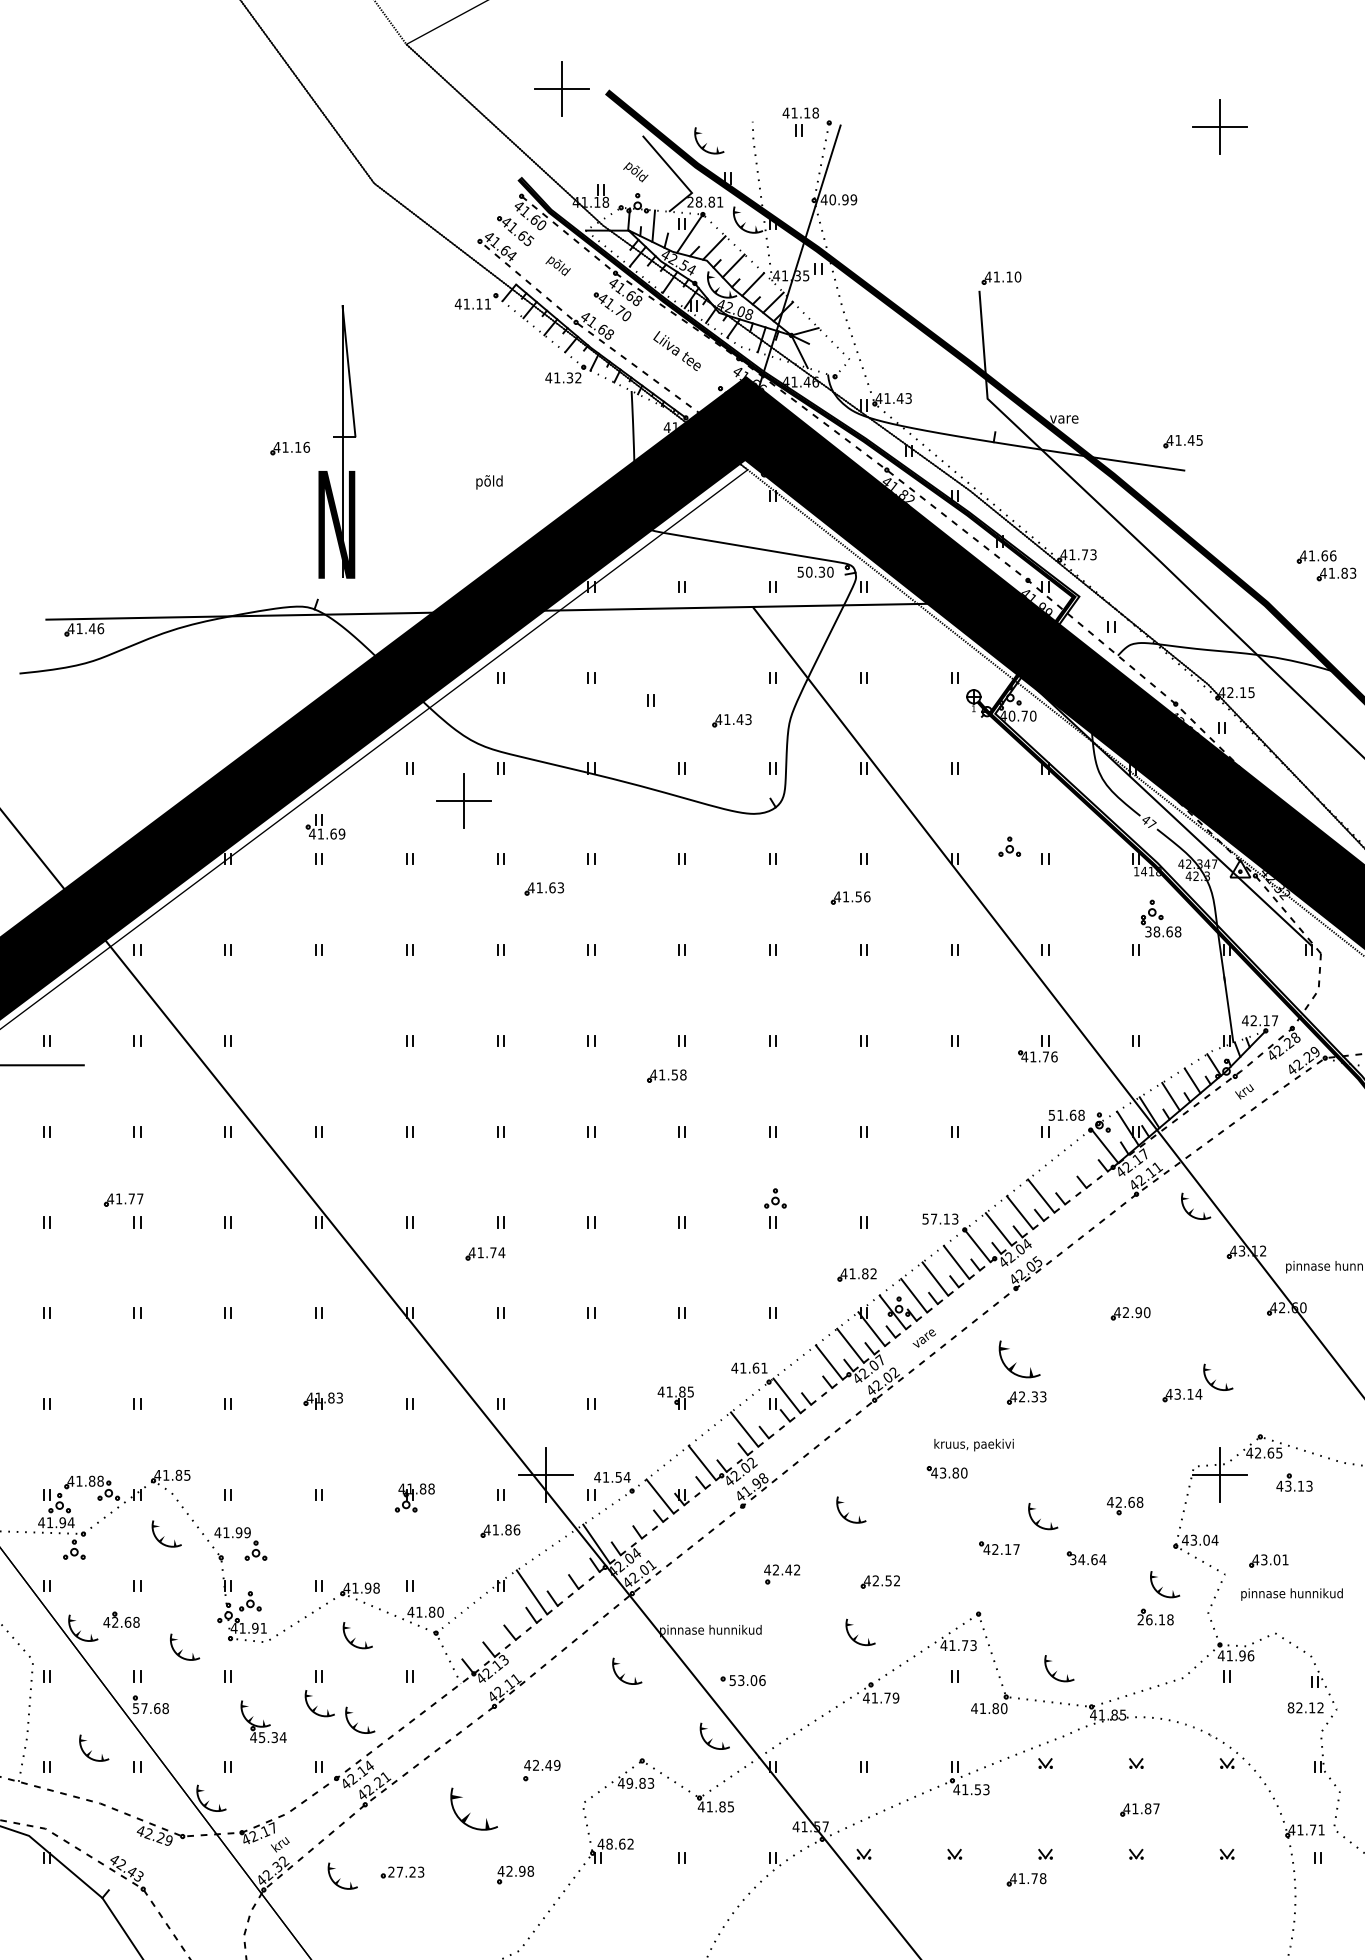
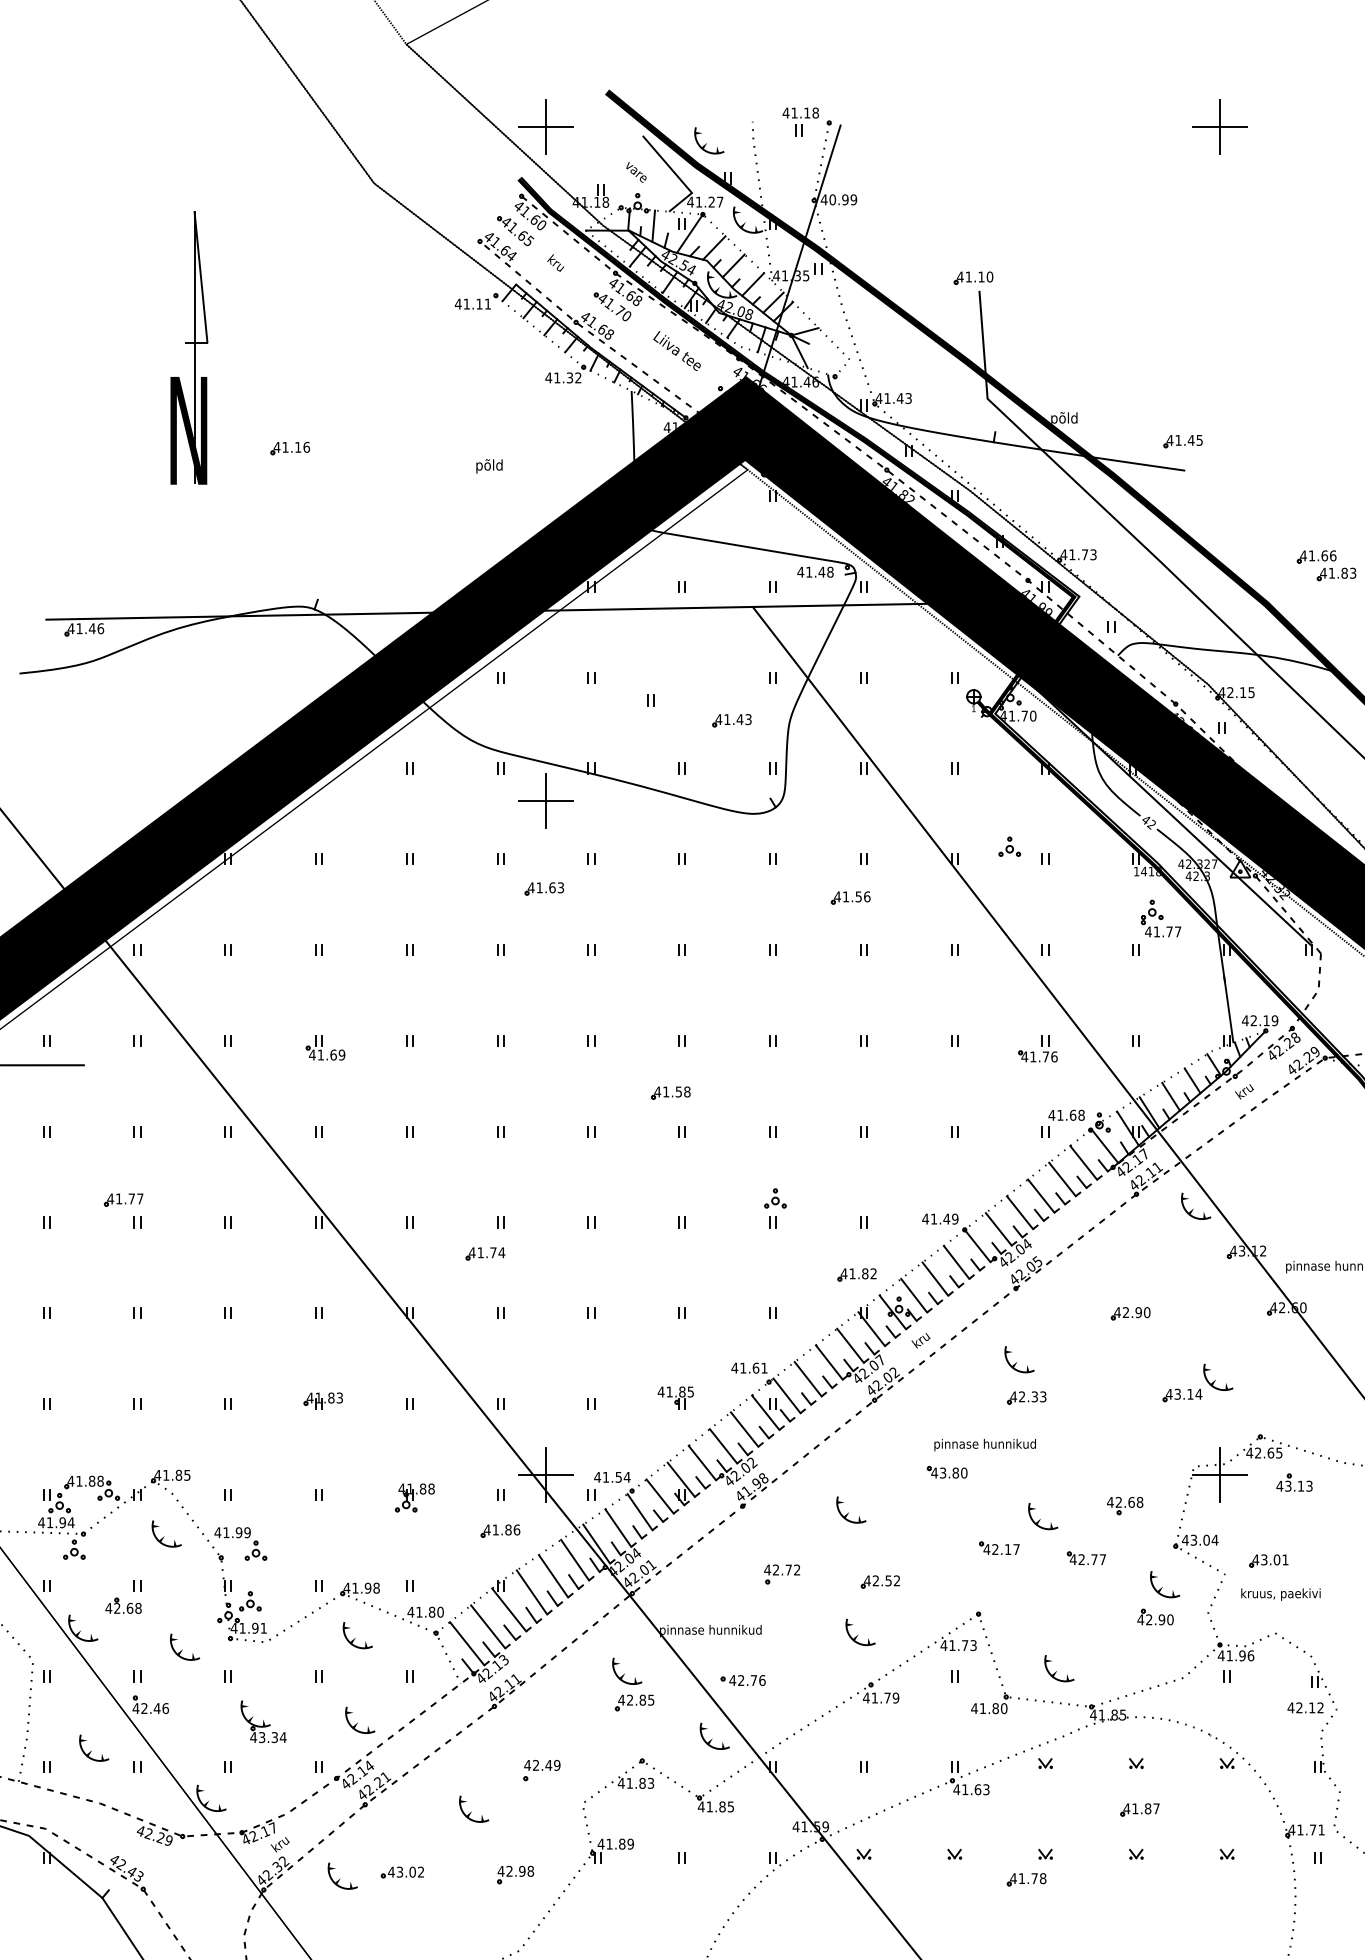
part position: (561, 88) -> (545, 126) (545, 126)
text: põld -> vare (635, 172)
text: 28.81 -> 41.27 (705, 201)
text: põld -> kru (557, 265)
part position: (1001, 277) -> (973, 277) (973, 277)
text: vare -> põld (1064, 417)
part position: (337, 441) -> (189, 347) (189, 347)
text position: (489, 482) -> (489, 466) (489, 466)
text: 50.30 -> 41.48 (815, 571)
text: 40.70 -> 41.70 (1011, 715)
part position: (463, 800) -> (545, 800) (545, 800)
text: 47 -> 42 (1151, 824)
part position: (325, 826) -> (325, 1047) (325, 1047)
text: 42.347 -> 42.327 (1207, 863)
text: 38.68 -> 41.77 (1163, 931)
text: 42.17 -> 42.19 (1274, 1020)
part position: (666, 1075) -> (670, 1092) (670, 1092)
text: 51.68 -> 41.68 (1051, 1115)
line: none -> present (1083, 1162)
line: none -> present (1062, 1179)
text: 57.13 -> 41.49 (940, 1218)
text: vare -> kru (923, 1338)
part size: 43x39 px -> 31x28 px (1019, 1359)
line: none -> present (807, 1379)
line: none -> present (765, 1412)
text: kruus, paekivi -> pinnase hunnikud (984, 1444)
line: none -> present (723, 1446)
line: none -> present (680, 1479)
line: none -> present (639, 1512)
line: none -> present (618, 1527)
line: none -> present (575, 1559)
text: 34.64 -> 42.77 (1087, 1559)
text: 42.42 -> 42.72 (788, 1569)
line: none -> present (553, 1576)
text: pinnase hunnikud -> kruus, paekivi (1291, 1594)
line: none -> present (509, 1609)
part position: (121, 1619) -> (123, 1605) (123, 1605)
text: 26.18 -> 42.90 (1155, 1619)
line: none -> present (488, 1626)
line: none -> present (467, 1643)
text: 53.06 -> 42.76 (743, 1680)
part: none -> present (634, 1702)
part: present -> none (319, 1703)
text: 82.12 -> 42.12 (1290, 1707)
text: 57.68 -> 42.46 (150, 1708)
text: 45.34 -> 43.34 (262, 1736)
text: 49.83 -> 41.83 (629, 1782)
text: 41.53 -> 41.63 (977, 1789)
part size: 48x44 px -> 31x28 px (474, 1808)
text: 41.57 -> 41.59 (825, 1826)
text: 48.62 -> 41.89 (619, 1843)
text: 27.23 -> 43.02 (406, 1871)
